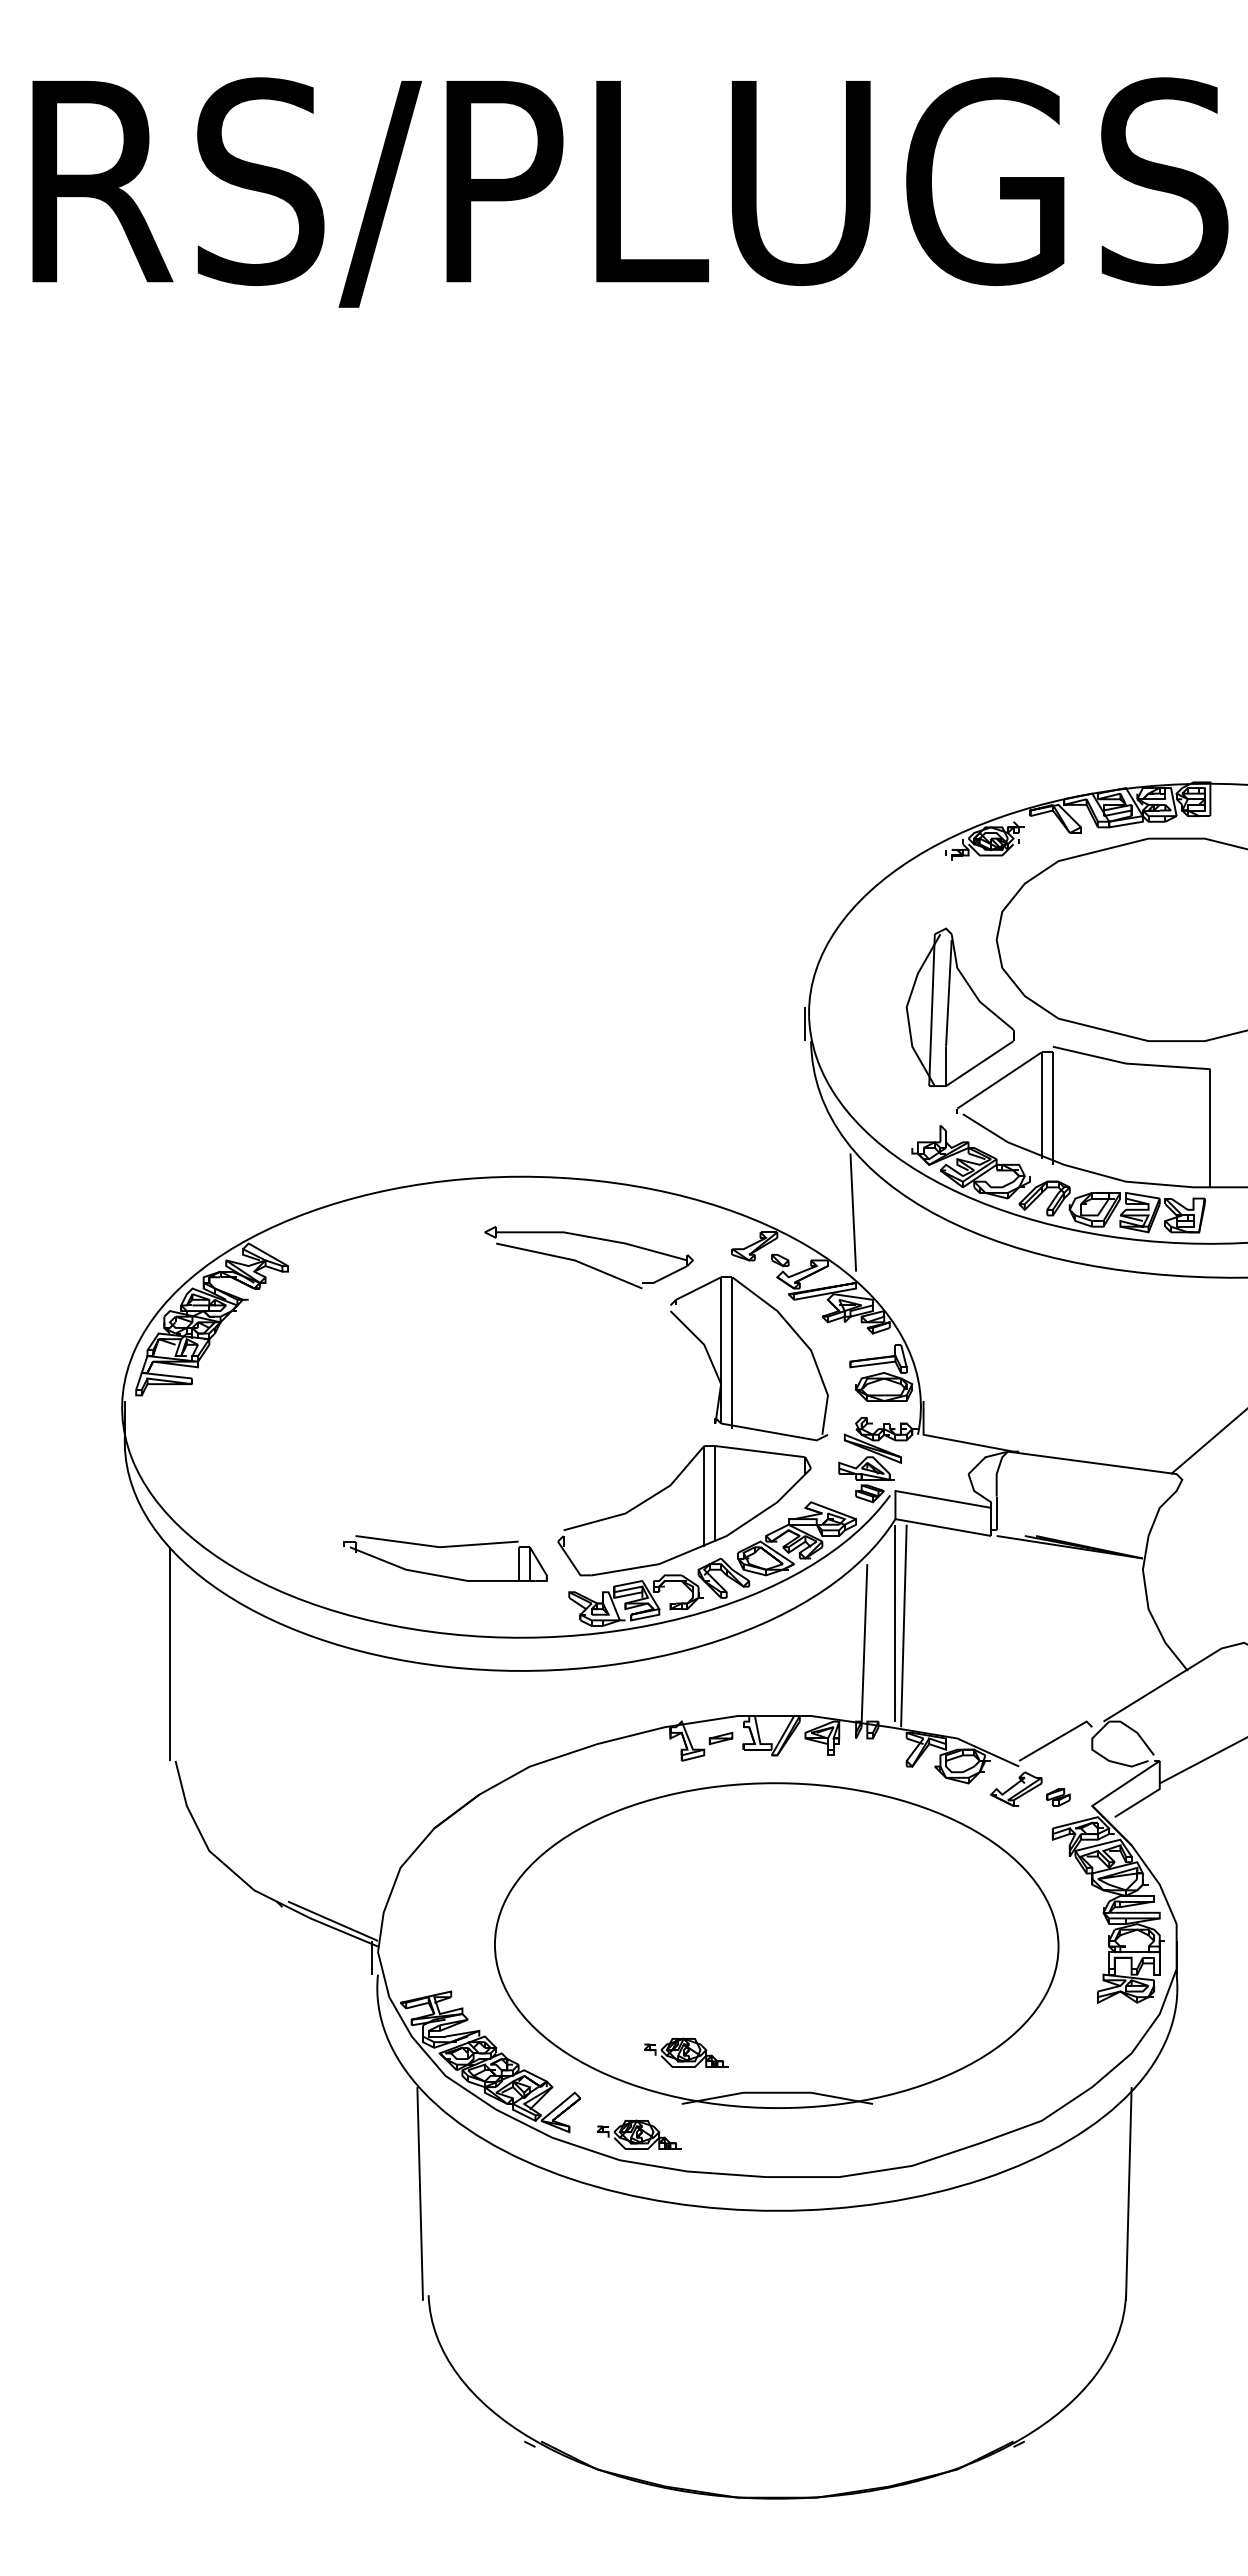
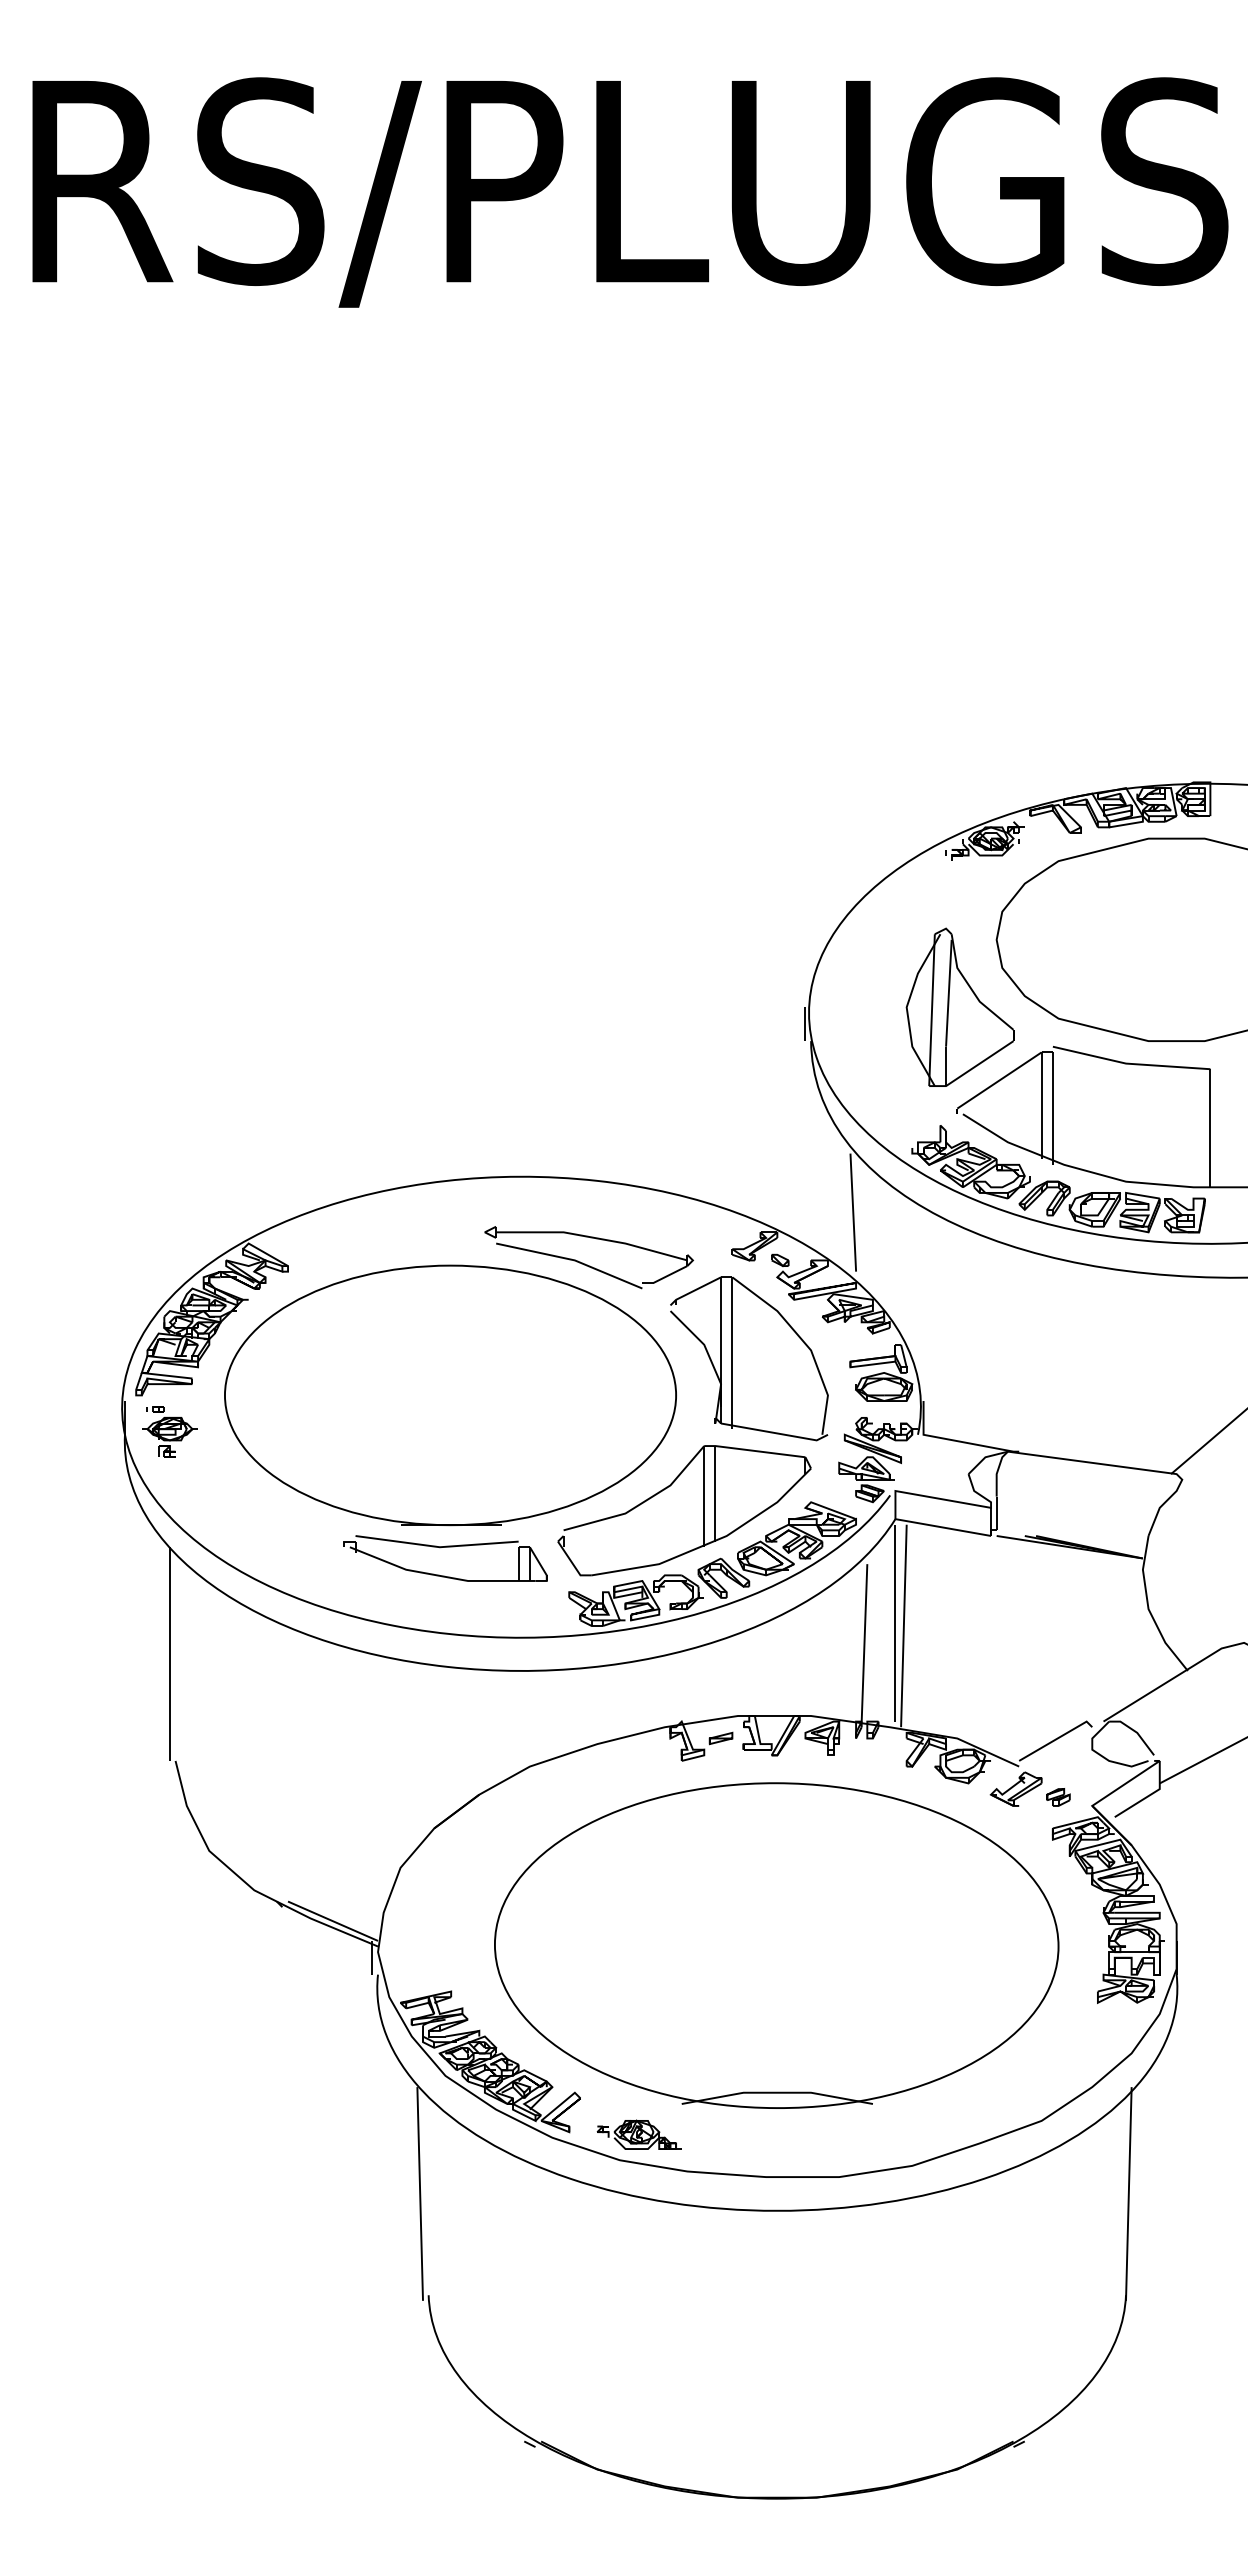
part: none -> present (450, 1395)
part: none -> present (169, 1431)
part: present -> none (685, 2052)
